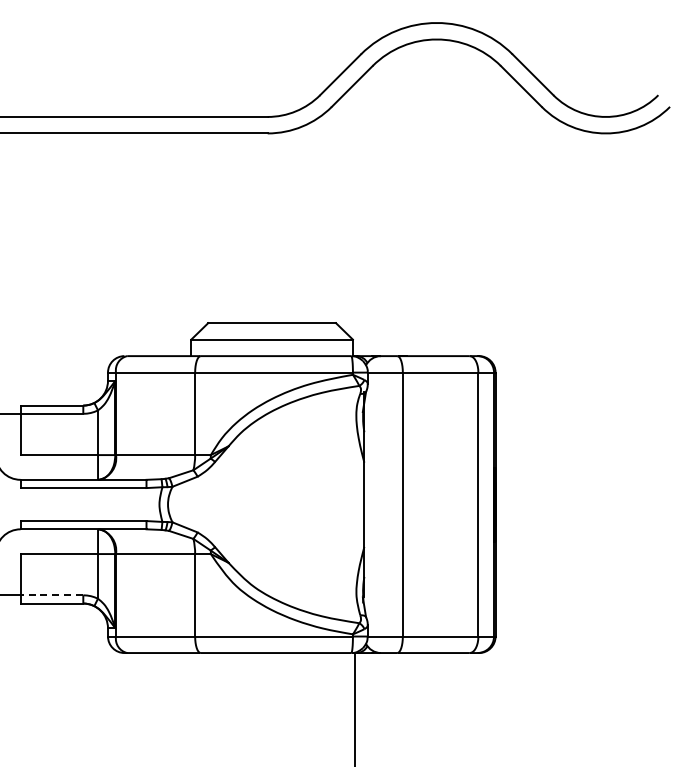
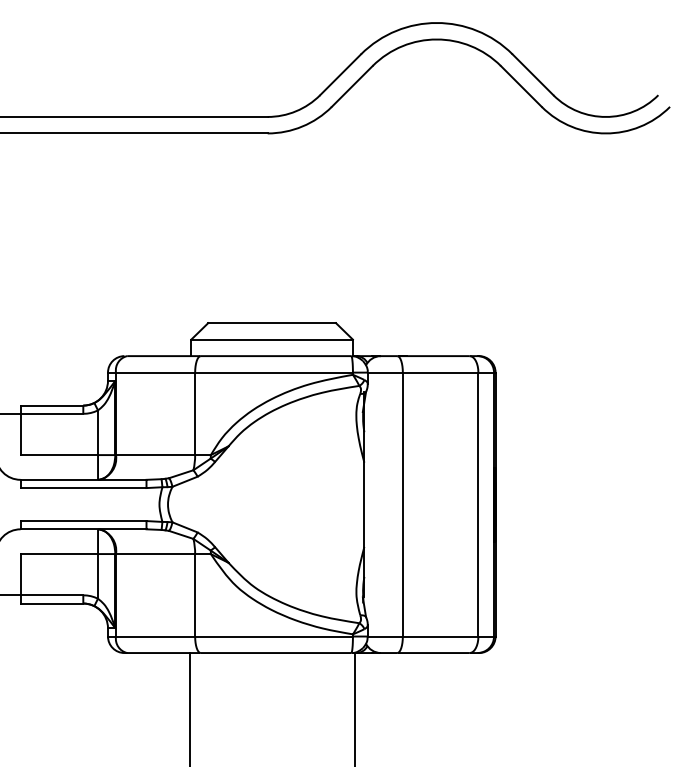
line: dashed -> solid (51, 595)
line: none -> present (189, 708)
